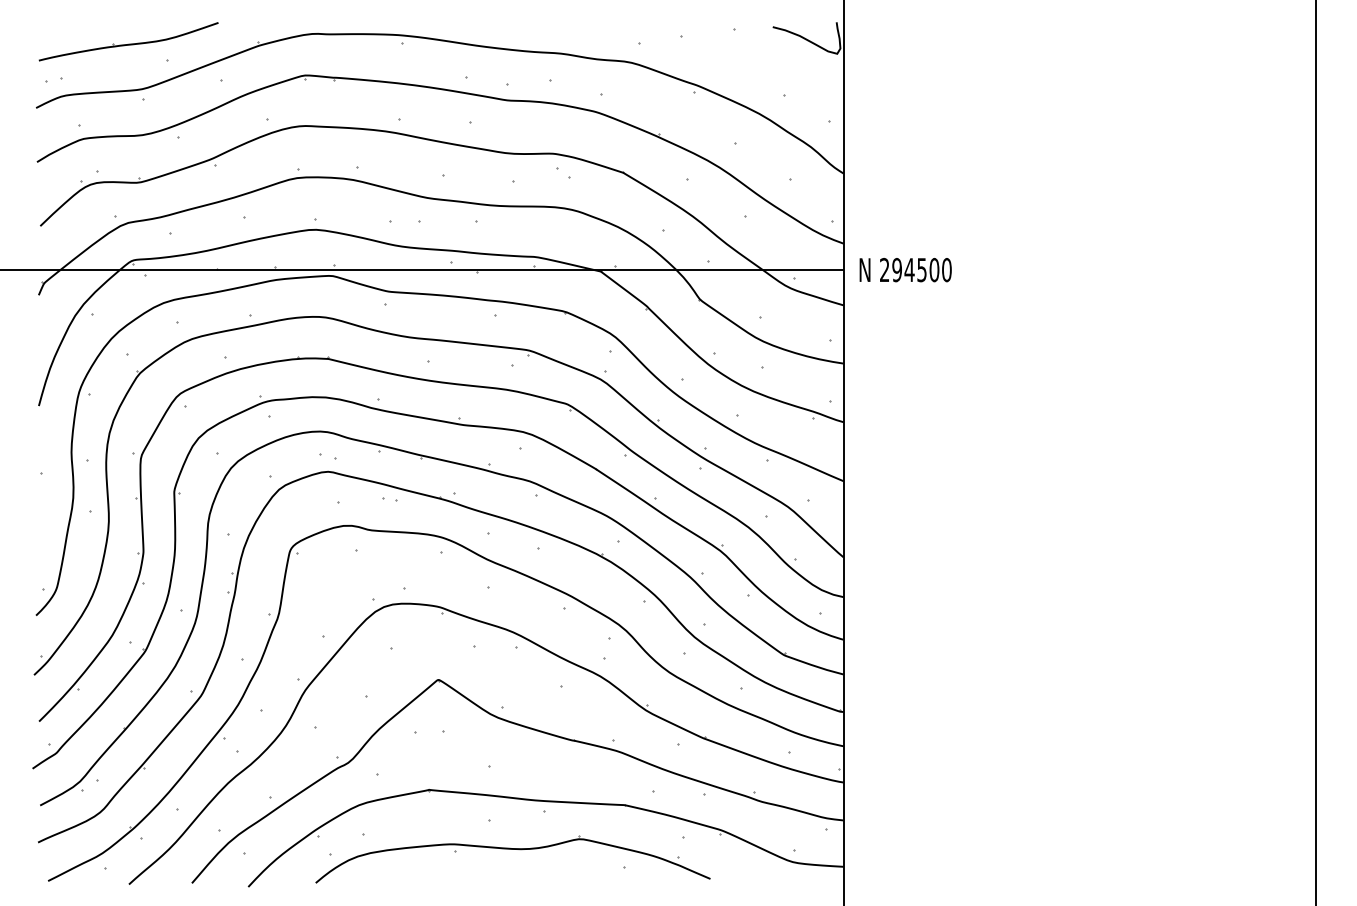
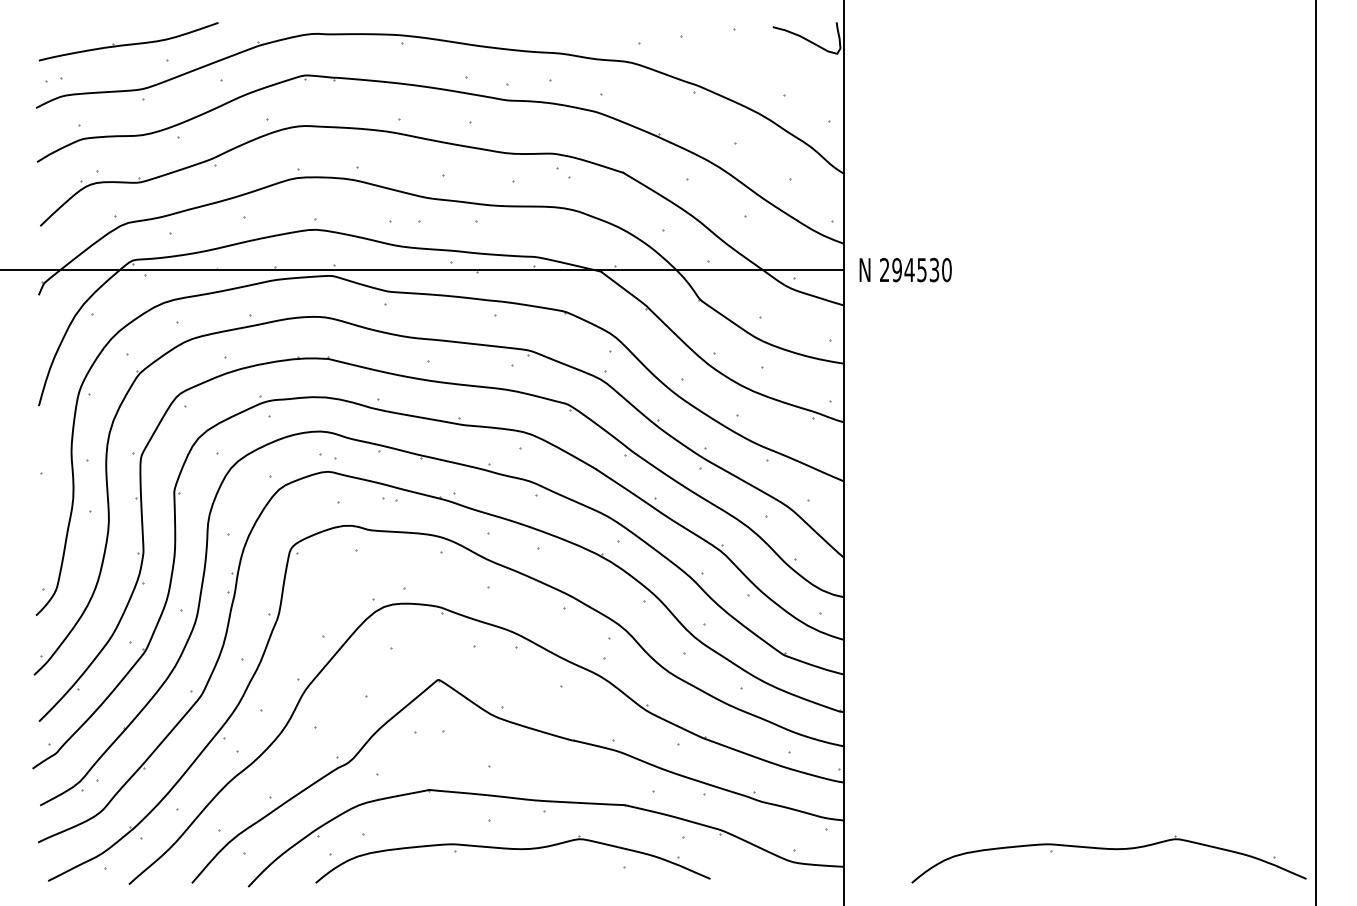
text: 294500 -> 294530 (934, 269)
part: none -> present (1108, 849)
